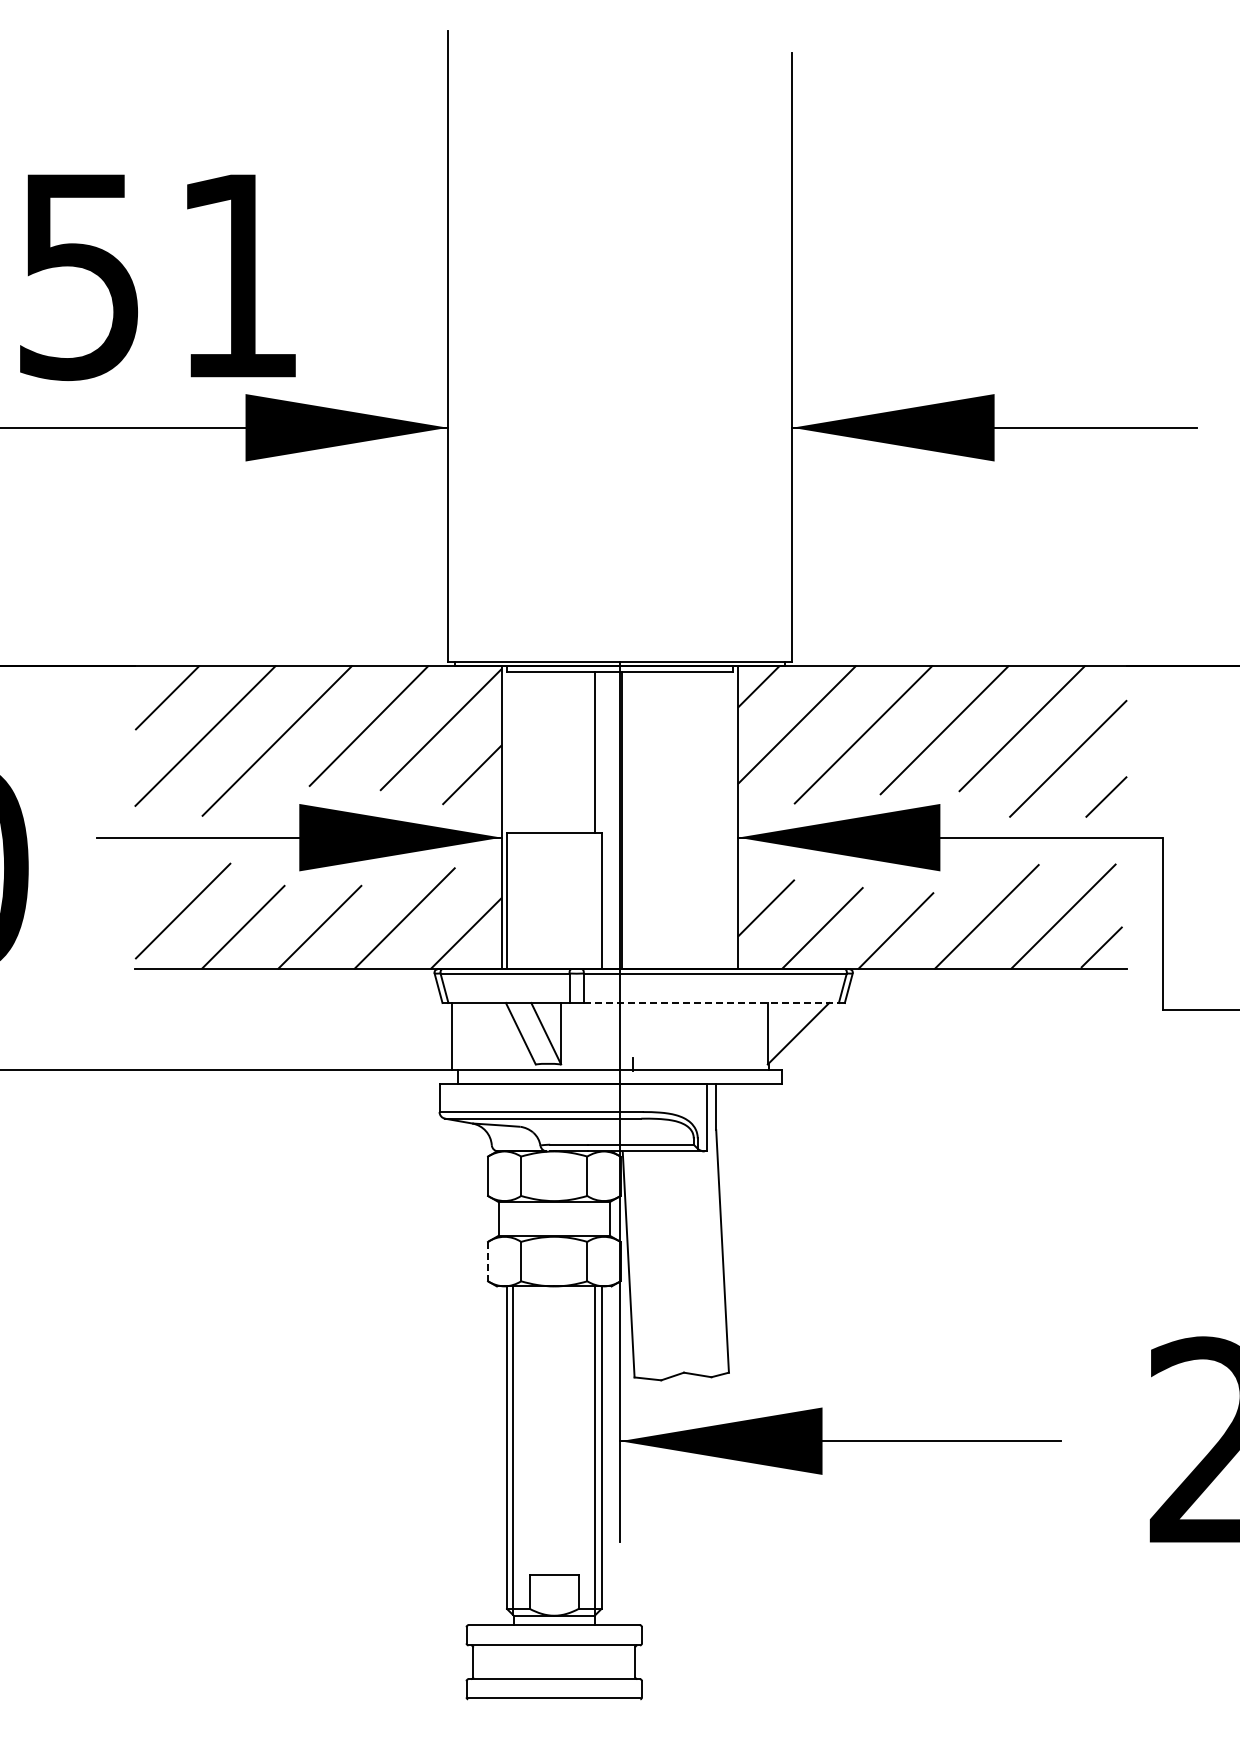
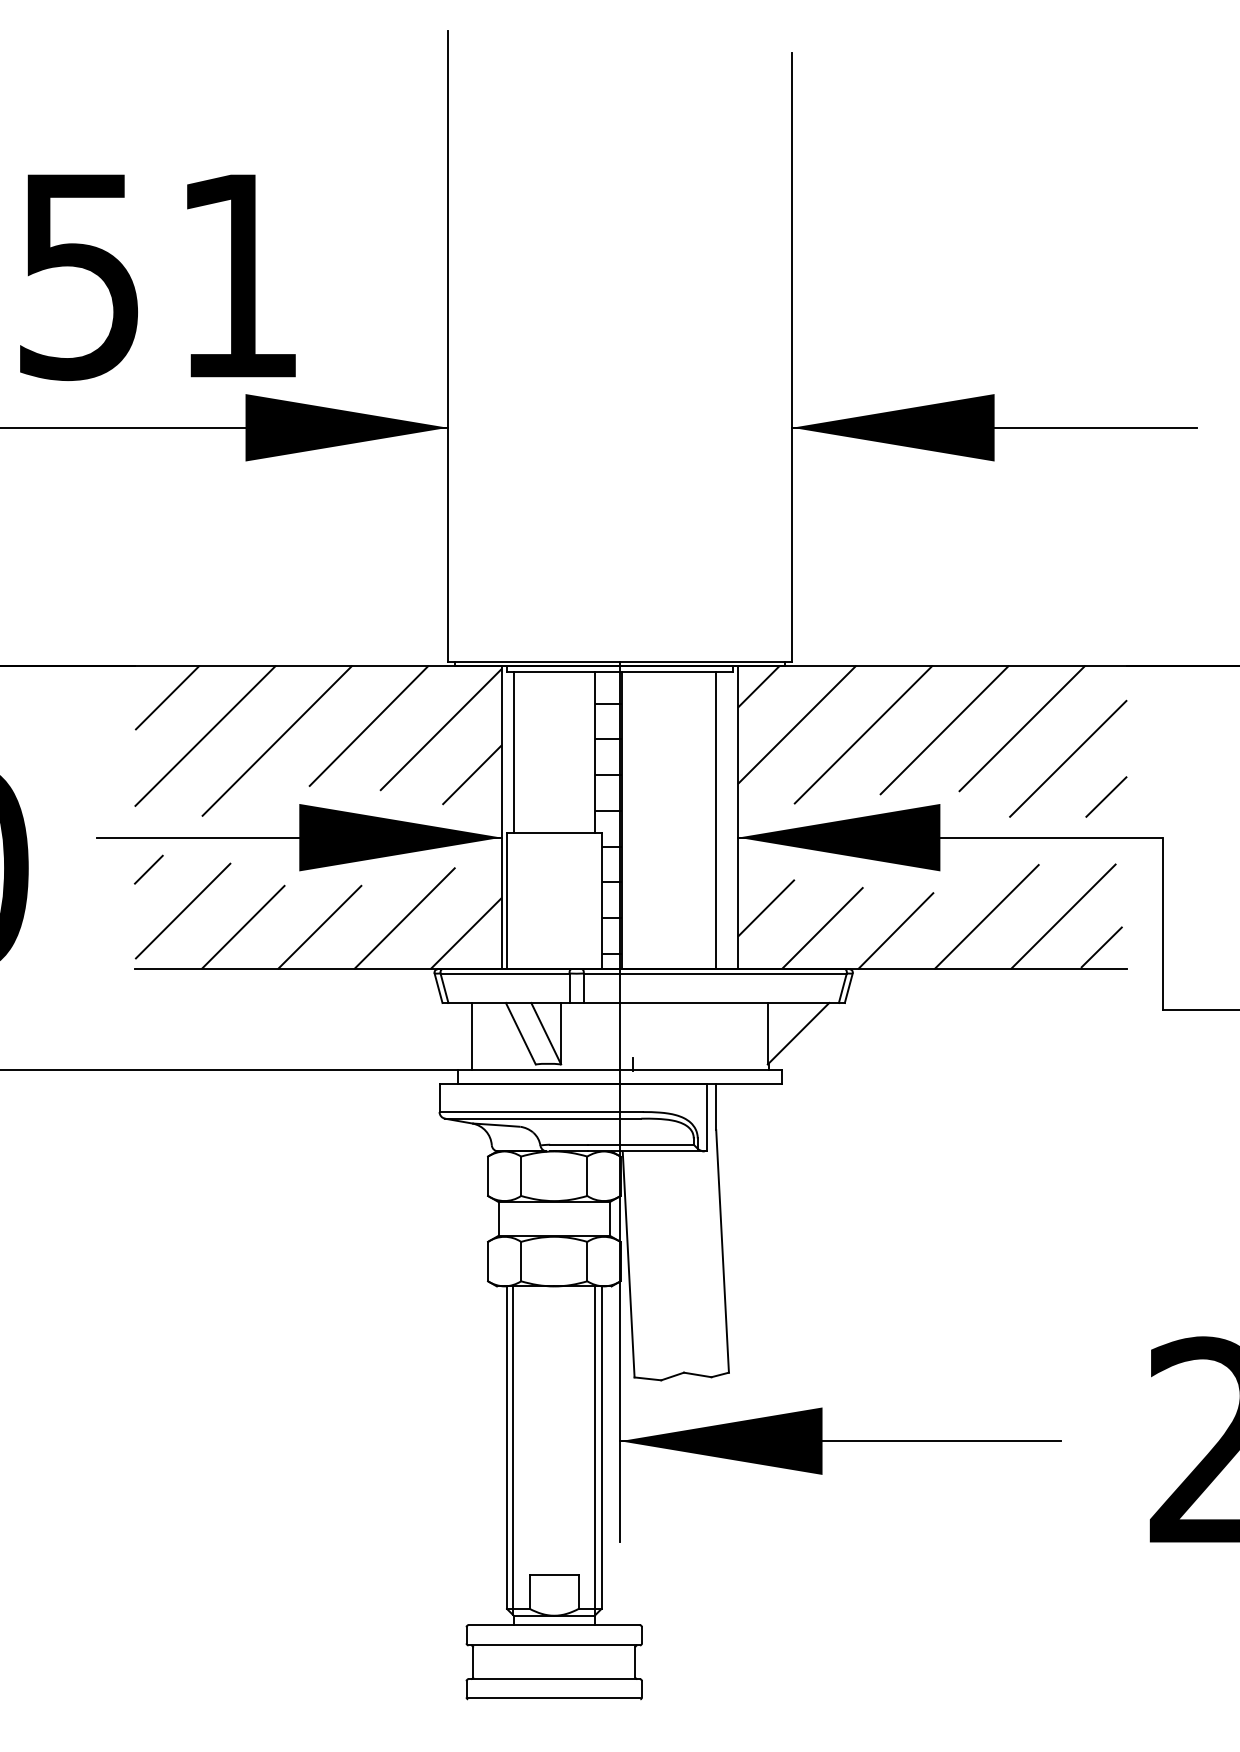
line: none -> present (513, 752)
line: none -> present (716, 820)
hatch: none -> present (607, 828)
line: none -> present (148, 869)
line: dashed -> solid (711, 1003)
line position: (451, 1036) -> (471, 1036) (471, 1036)
line: dashed -> solid (488, 1261)
